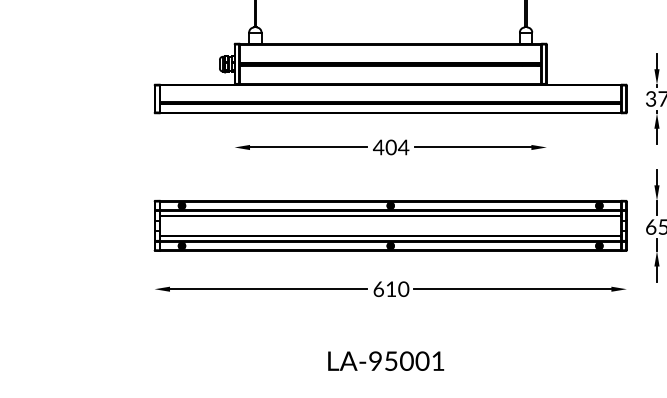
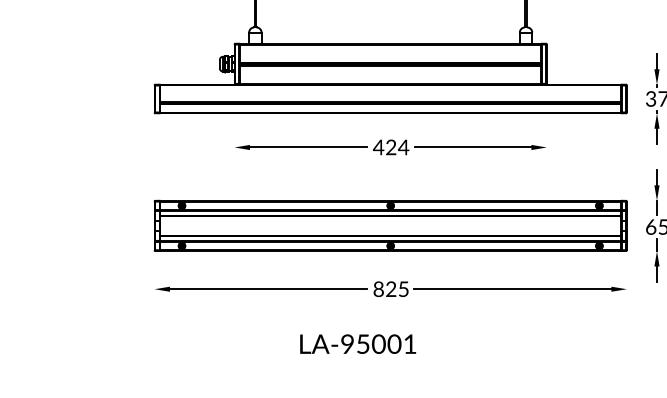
text: 404 -> 424 (390, 147)
text: 610 -> 825 (391, 288)
text position: (386, 360) -> (358, 343) (358, 343)
